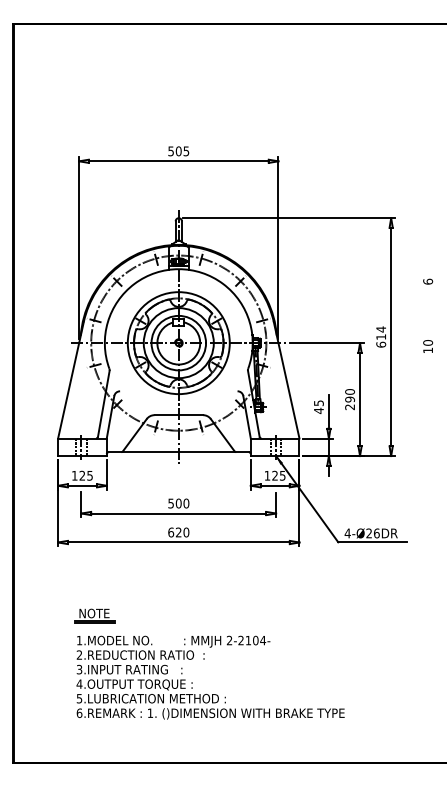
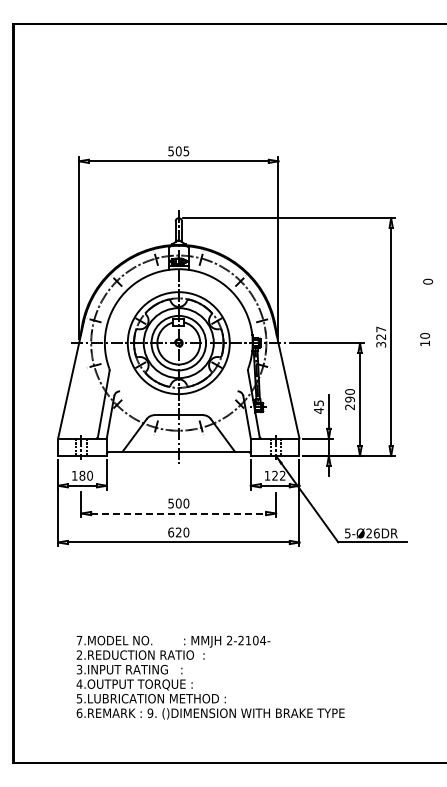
text: 6 -> 0 (427, 281)
text: 614 -> 327 (381, 336)
text position: (428, 346) -> (425, 339) (425, 339)
text: 125 -> 180 (85, 475)
text: 125 -> 122 (282, 475)
line: solid -> dashed (178, 513)
text: 4-Ø26DR -> 5-Ø26DR (347, 533)
part: present -> none (94, 615)
text: 1.MODEL -> 7.MODEL (79, 640)
text: 1. -> 9. (150, 712)
